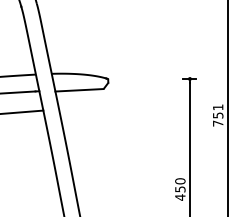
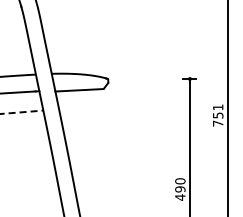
line: solid -> dashed (22, 112)
text: 450 -> 490 (180, 189)
